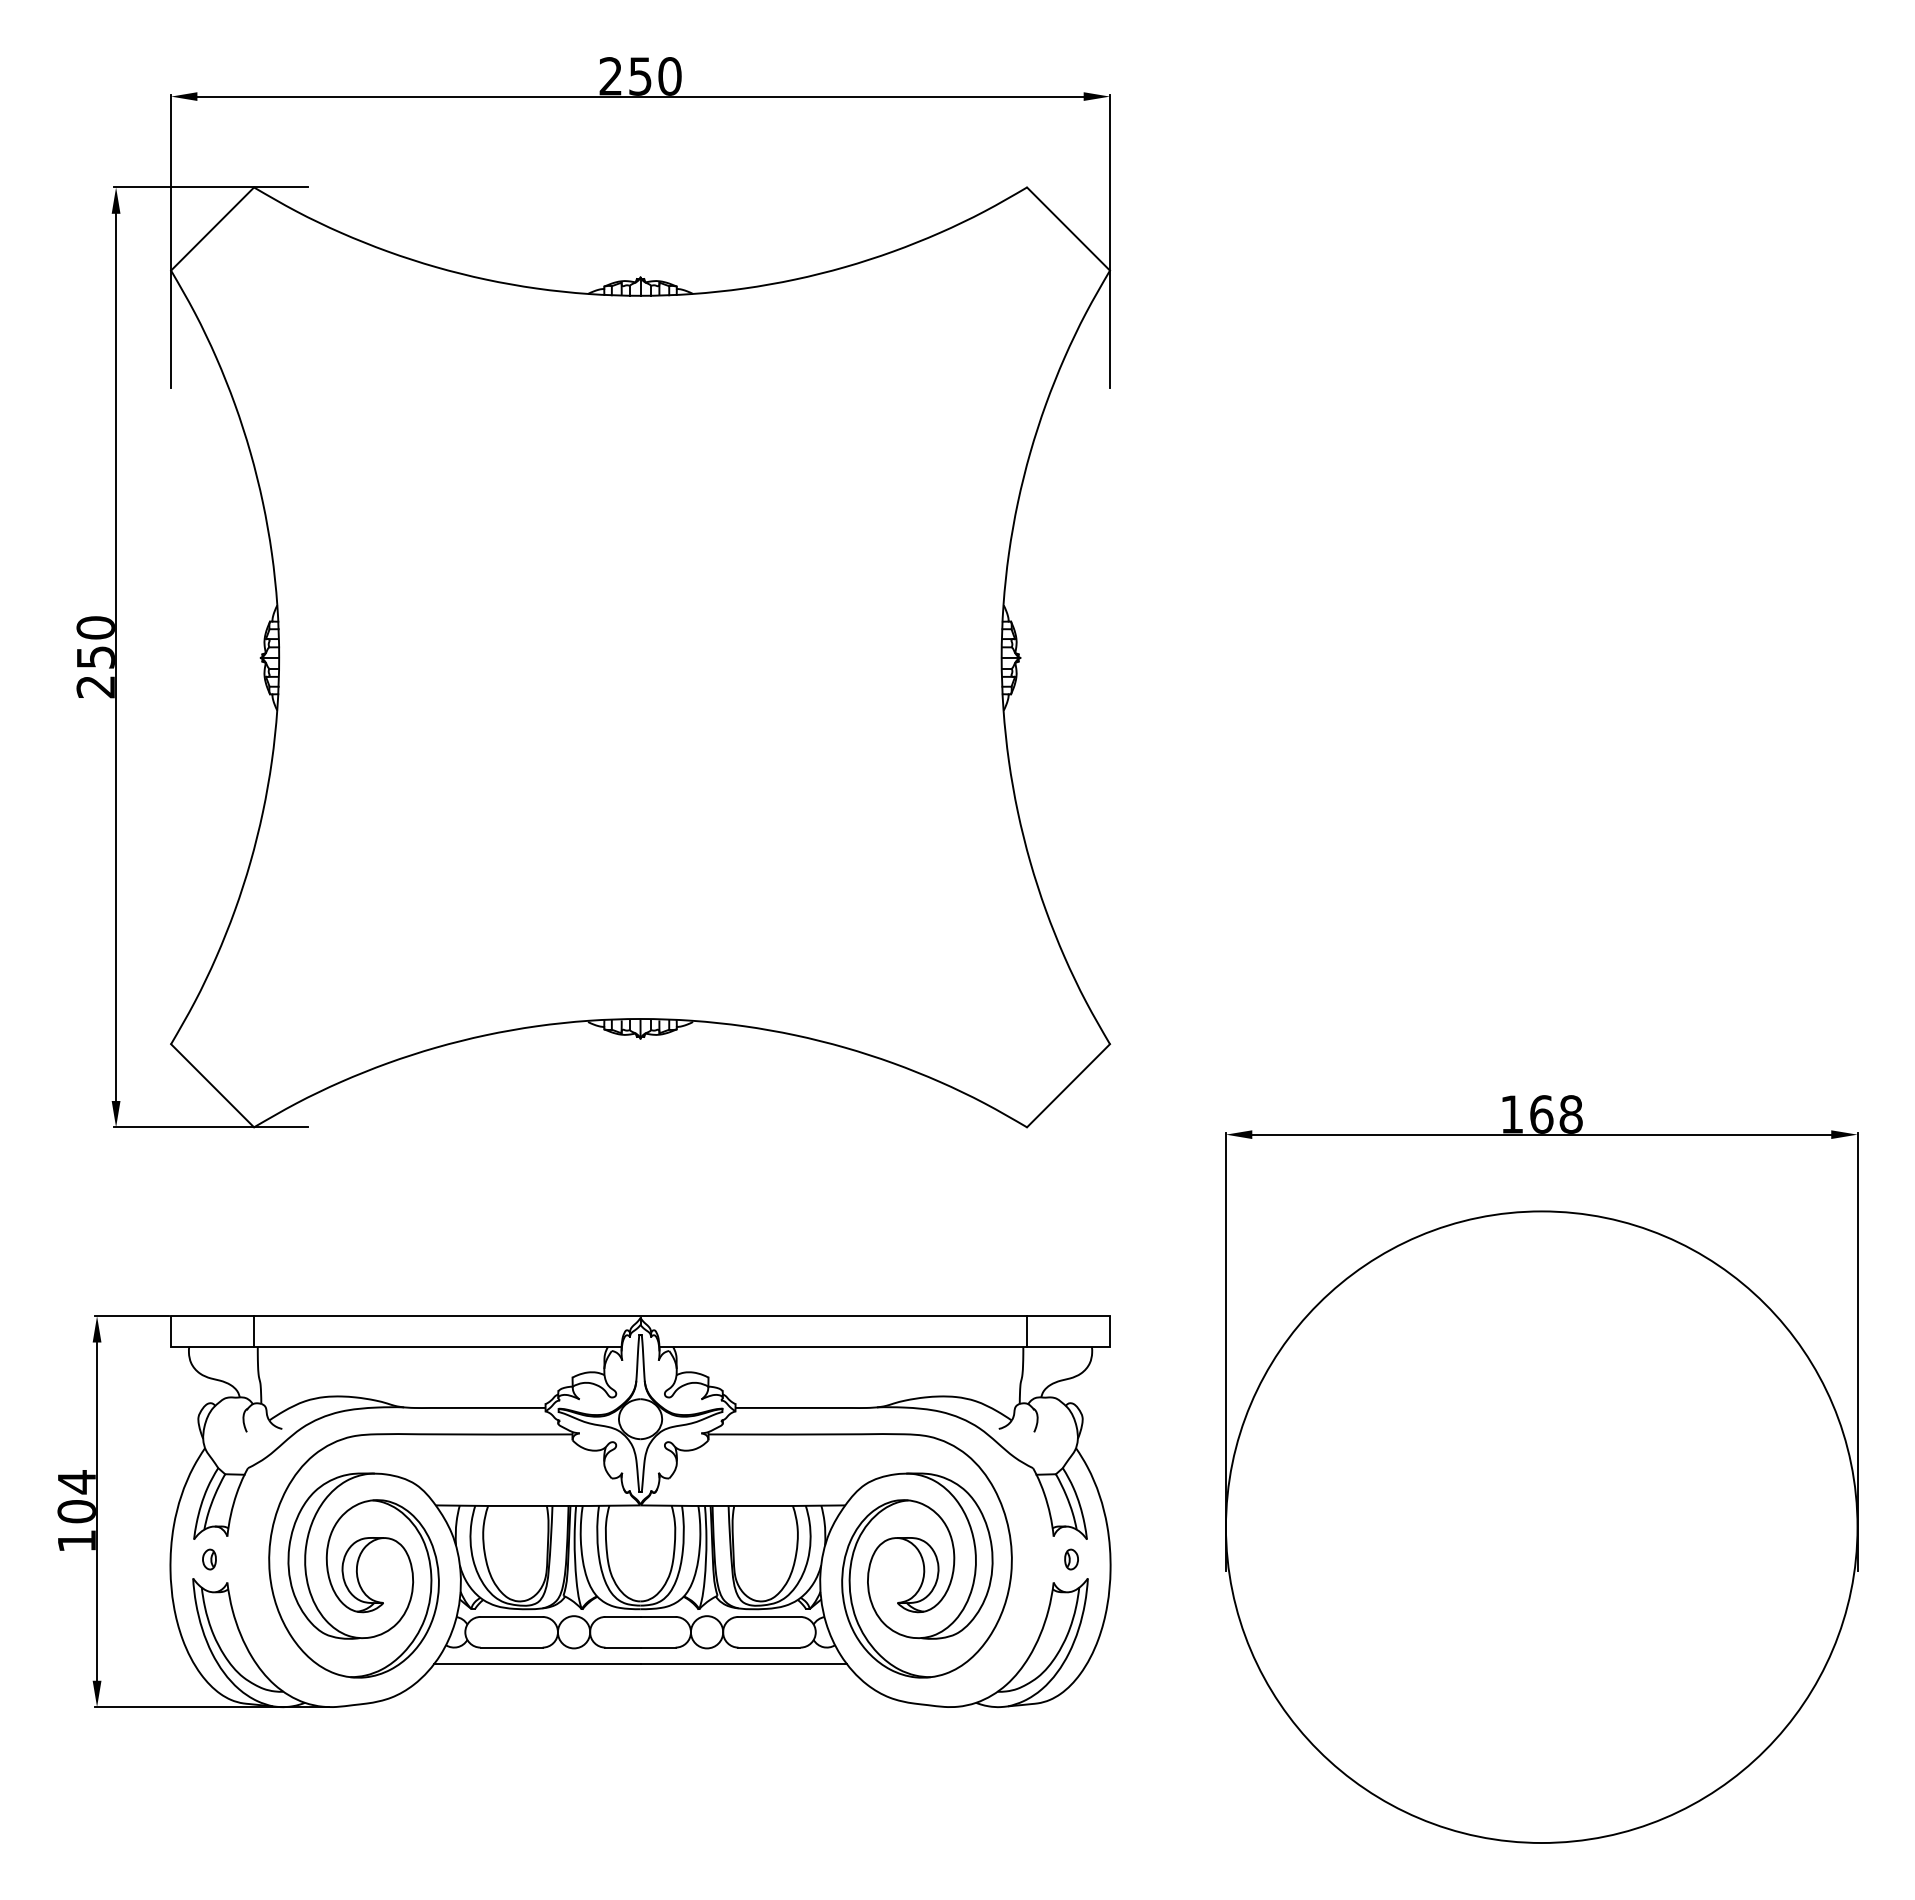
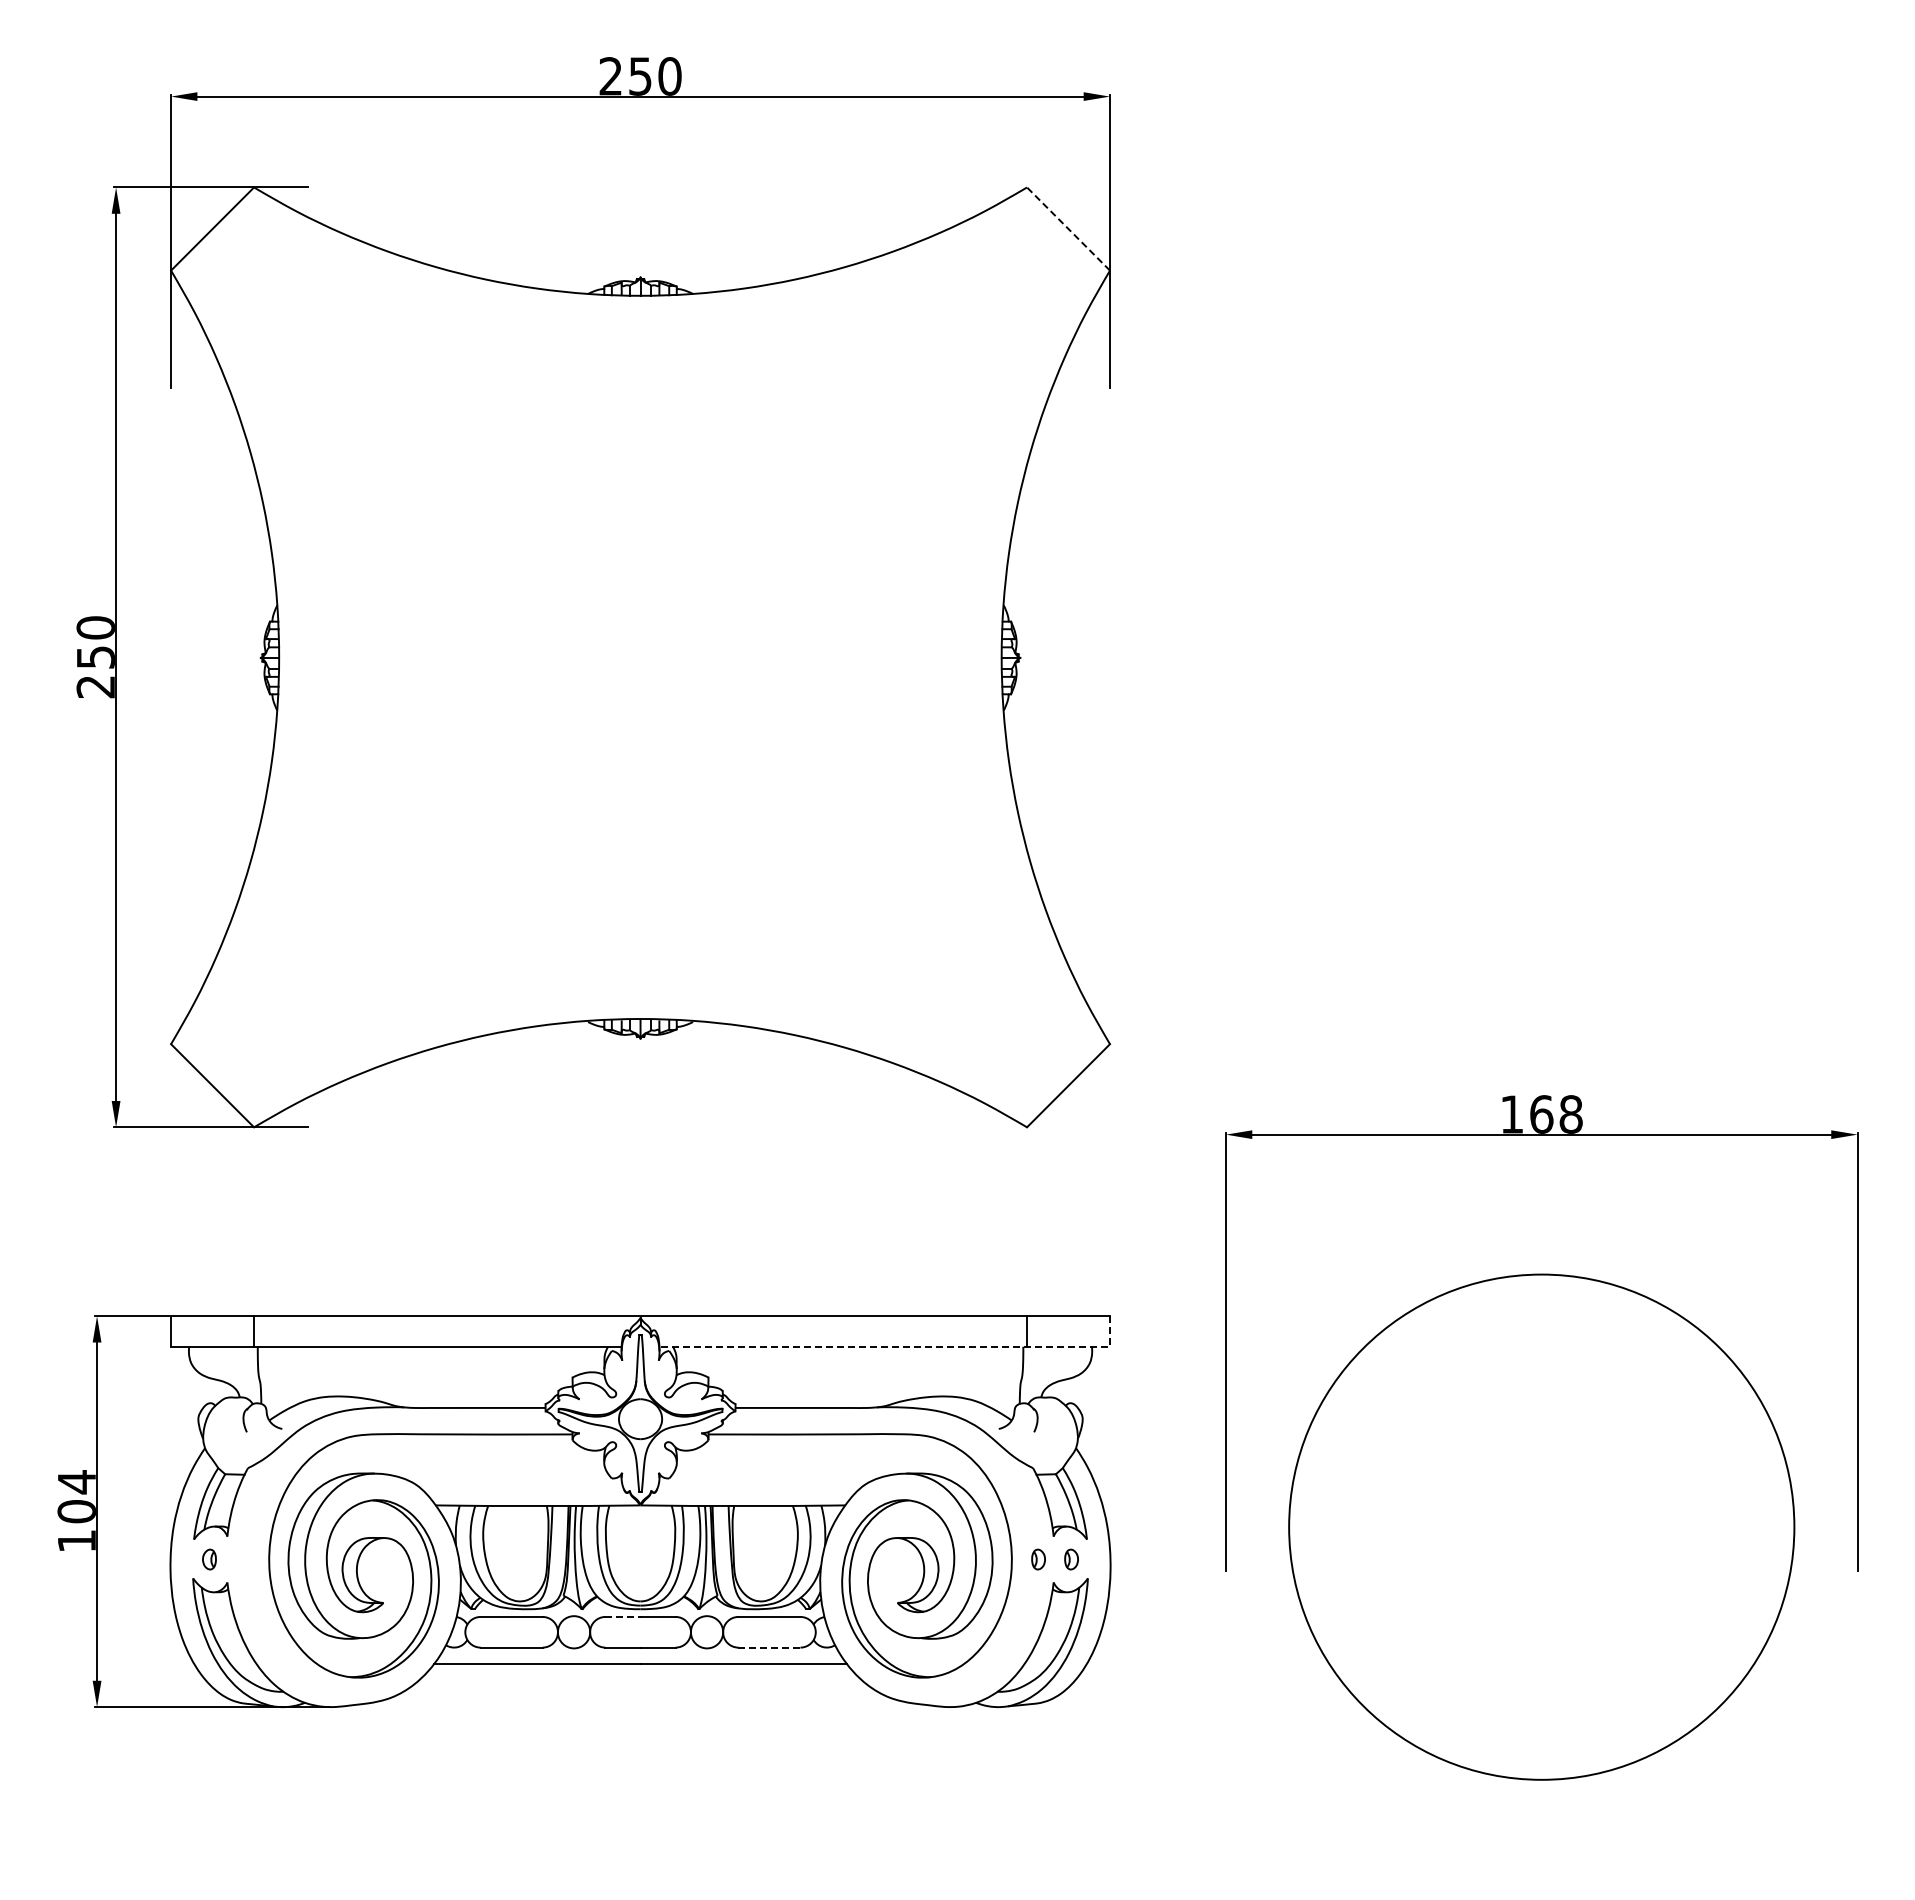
line: solid -> dashed (1068, 229)
line: solid -> dashed (900, 1346)
circle diameter: 632 px -> 505 px (1541, 1526)
part: none -> present (1038, 1559)
line: solid -> dashed (623, 1616)
line: solid -> dashed (769, 1647)
